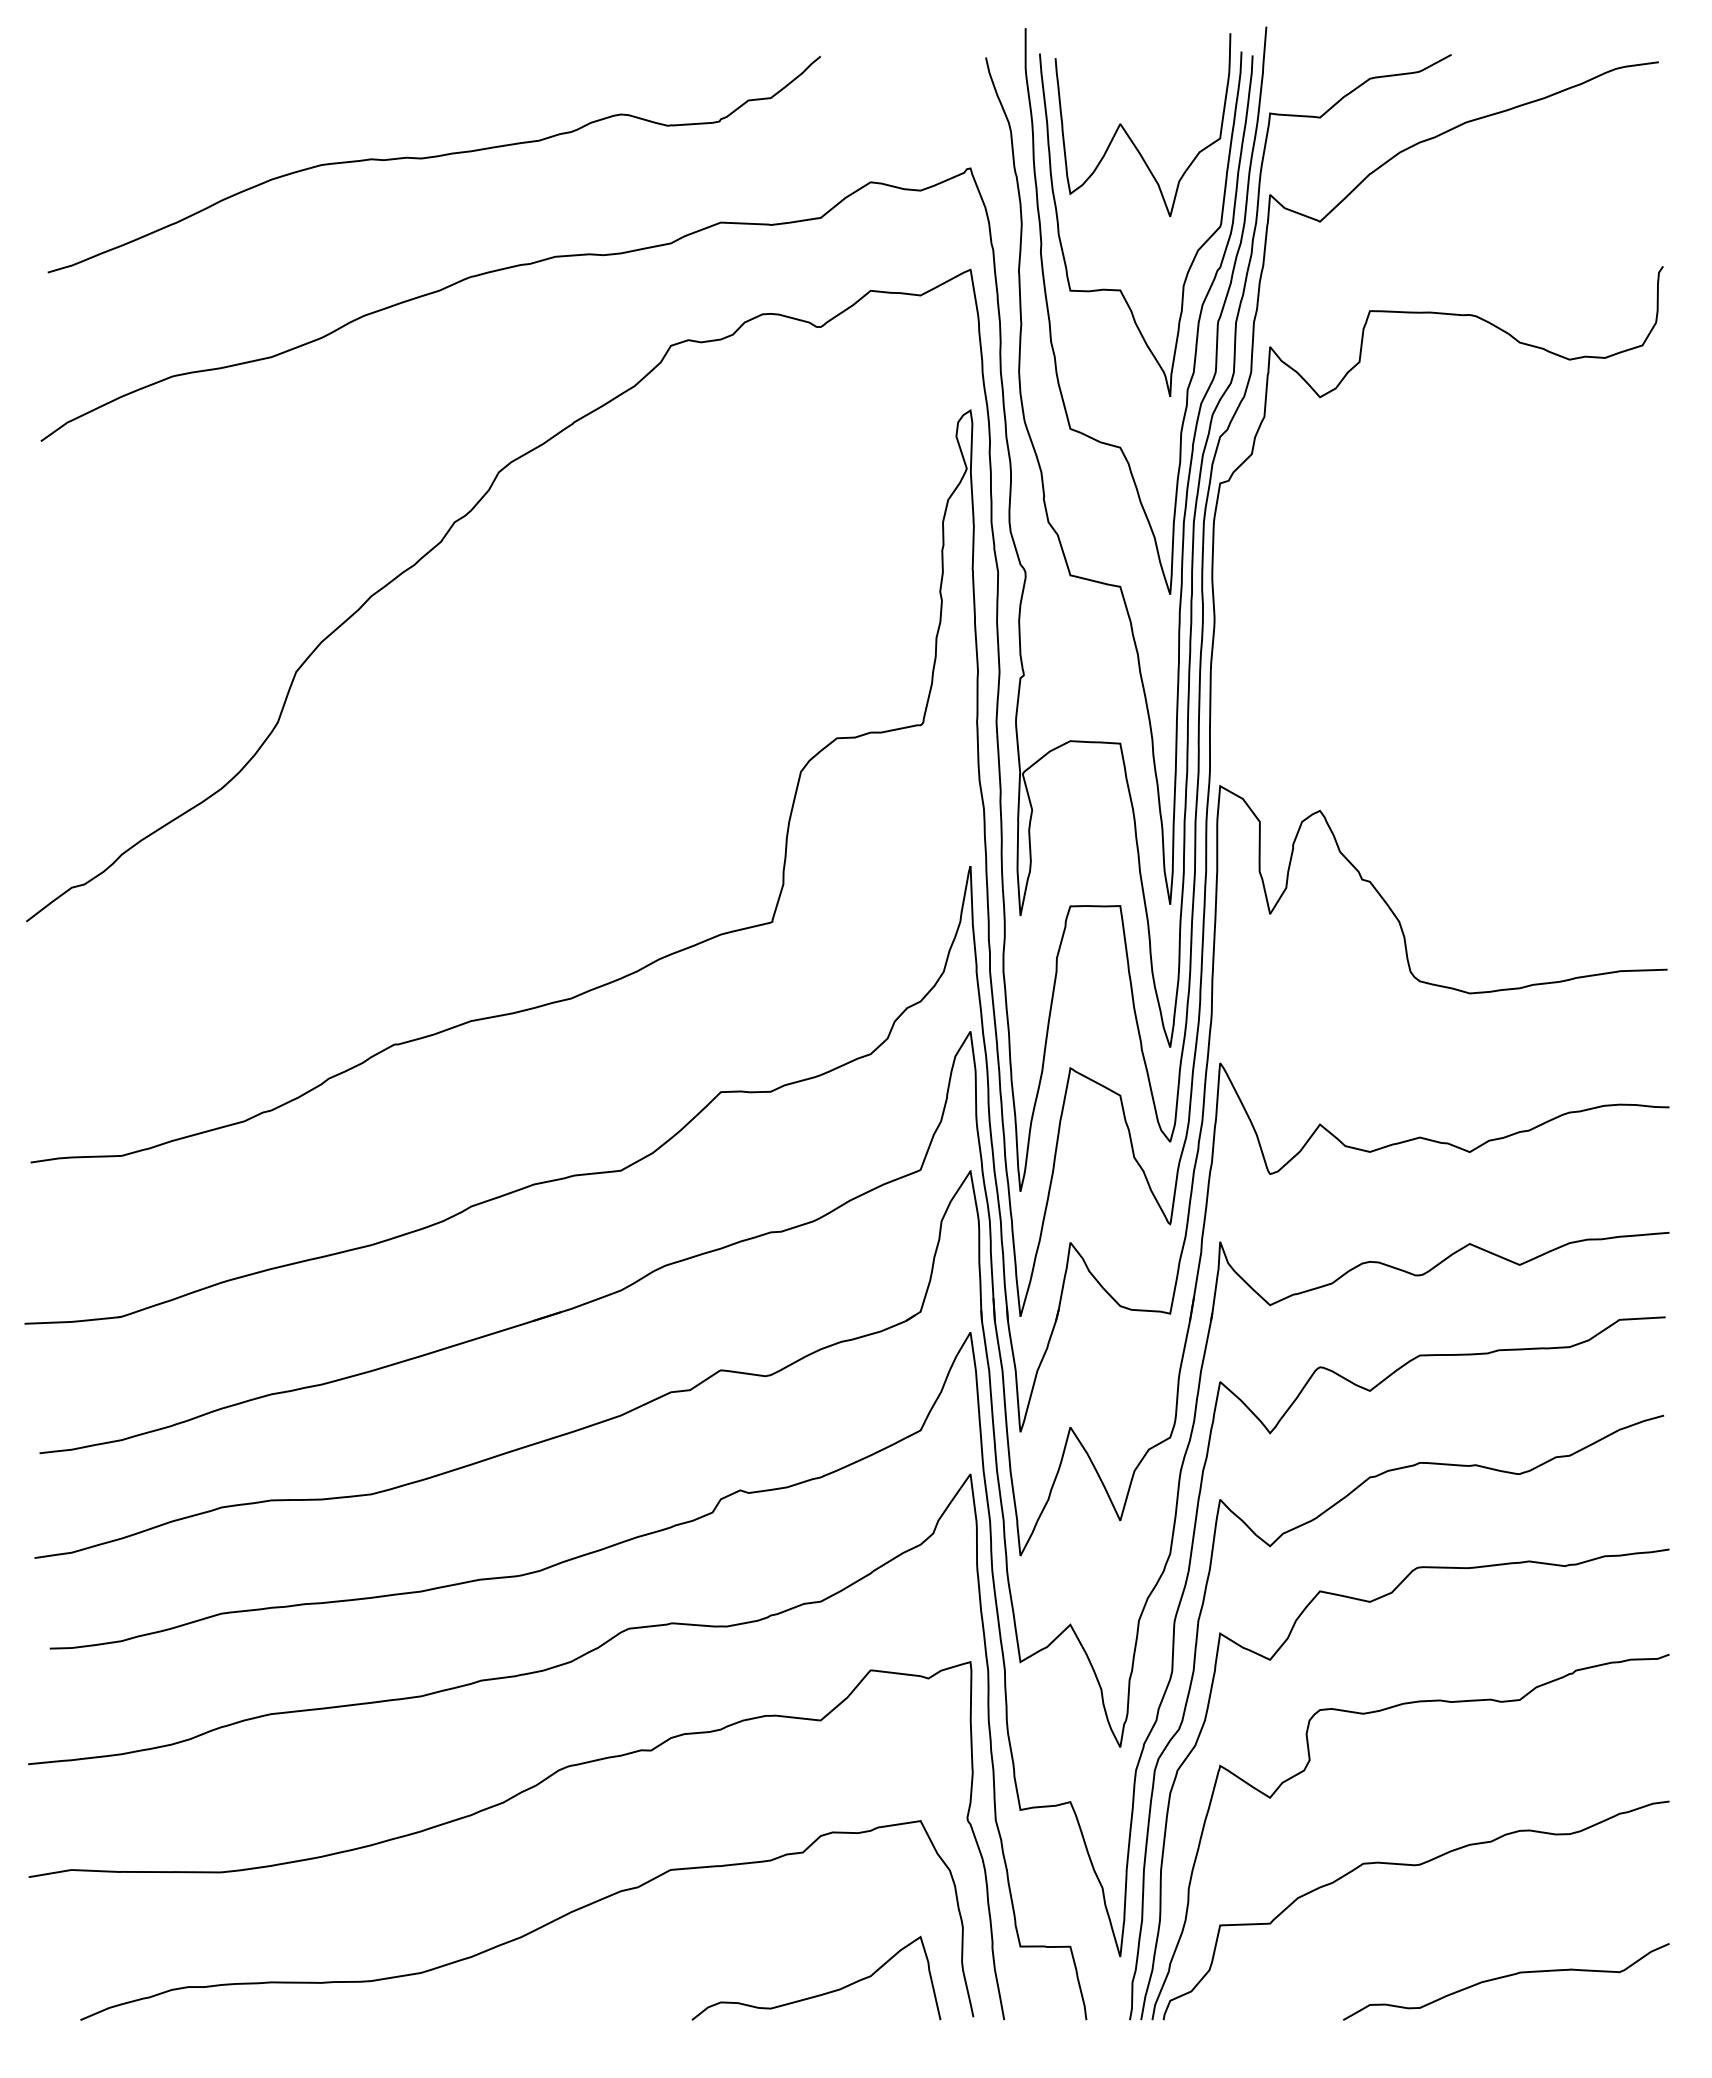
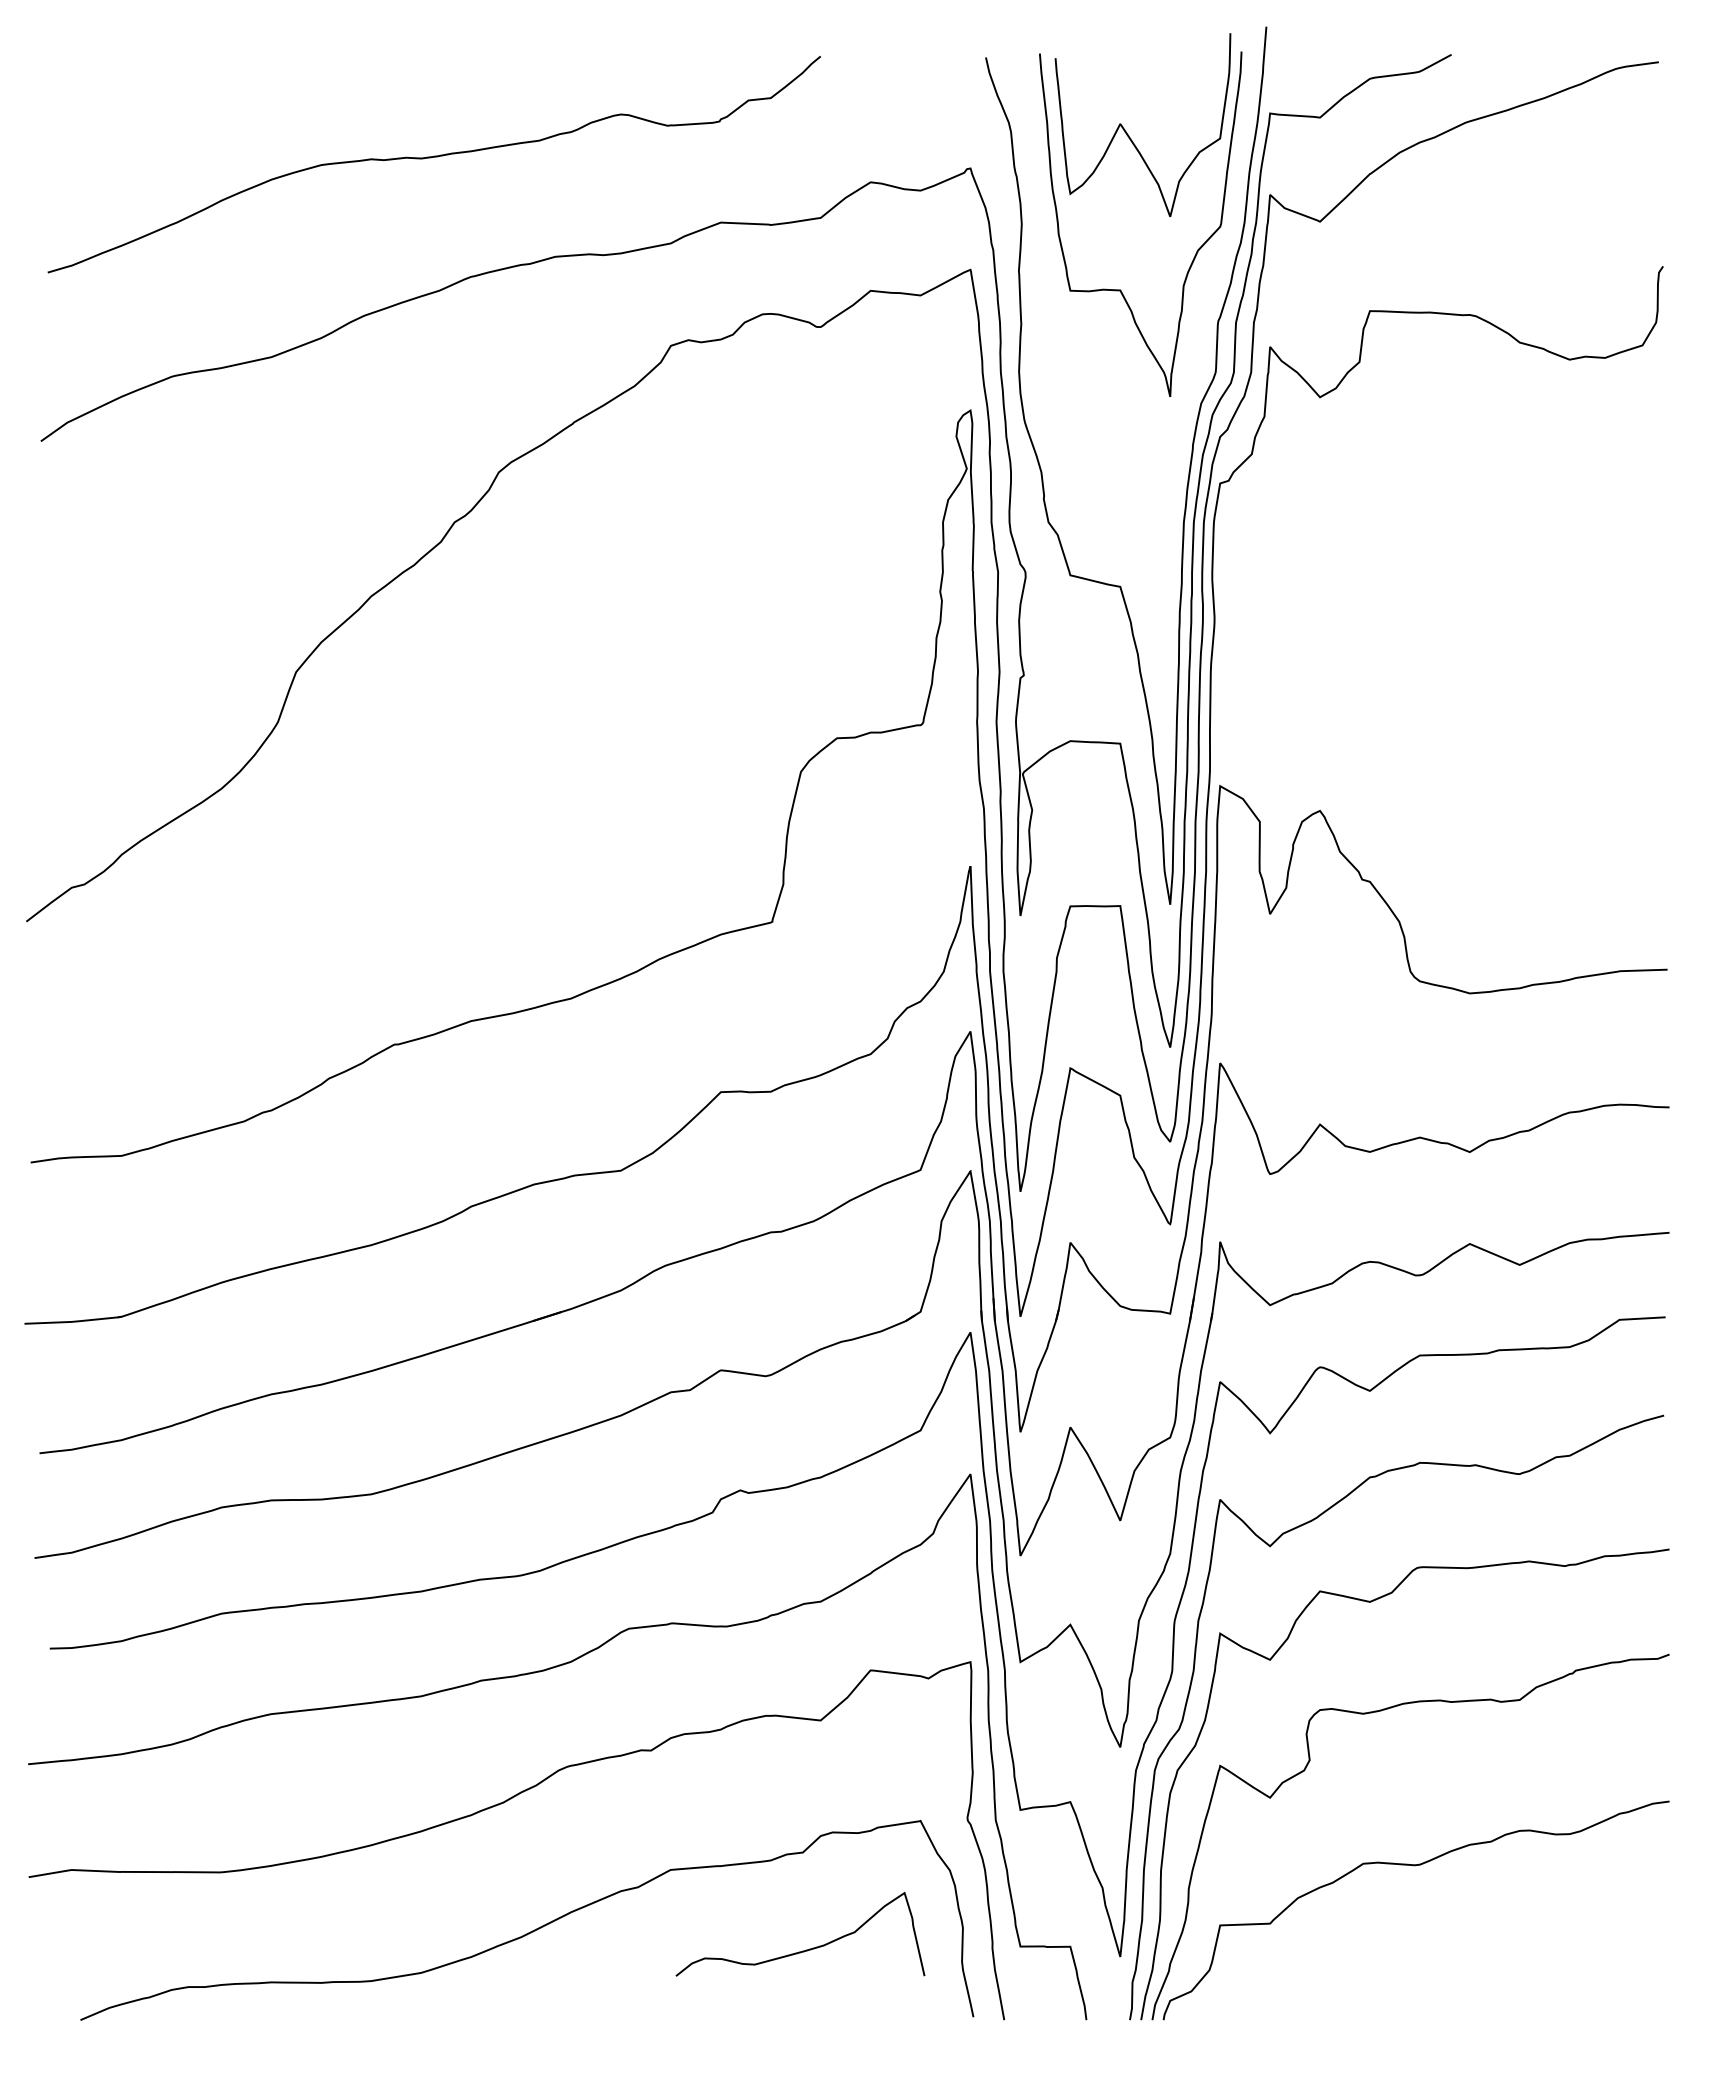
curve: present -> none (1197, 322)
curve: present -> none (1506, 1977)
curve position: (818, 1994) -> (802, 1950) (802, 1950)
